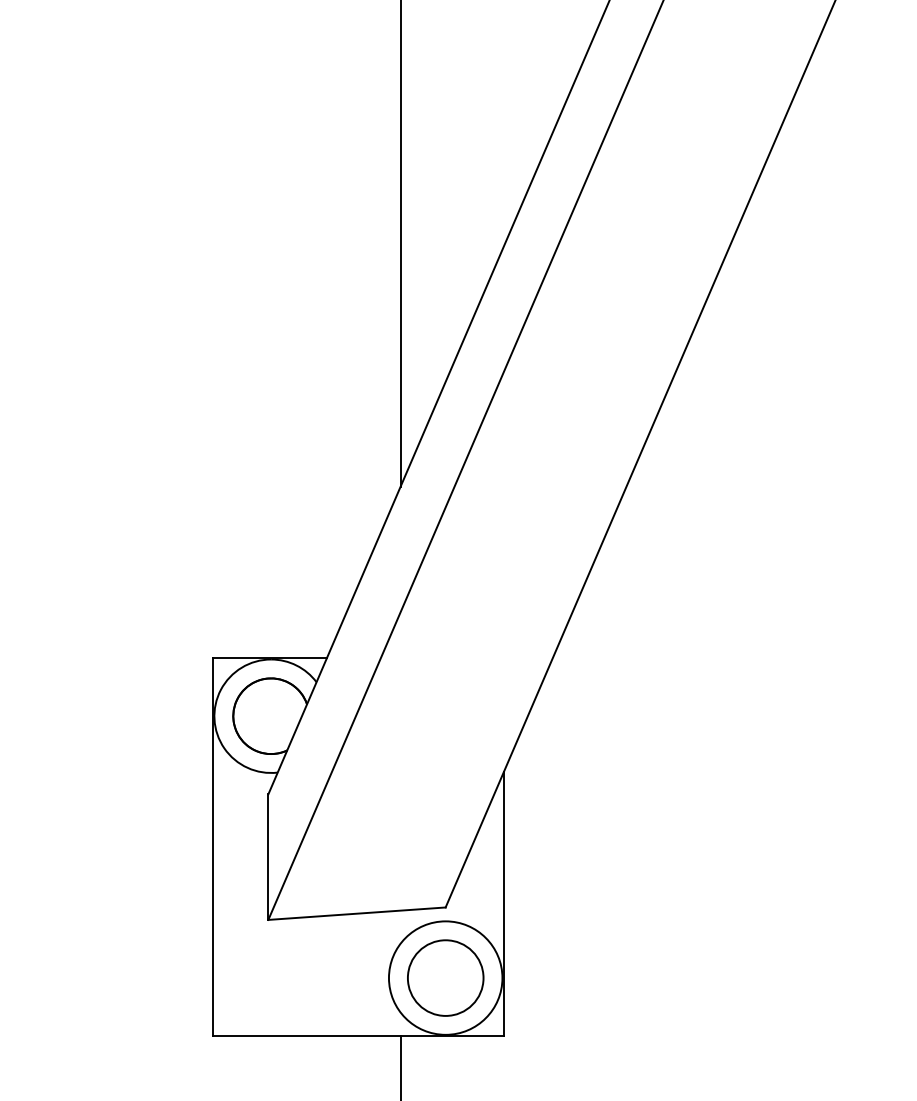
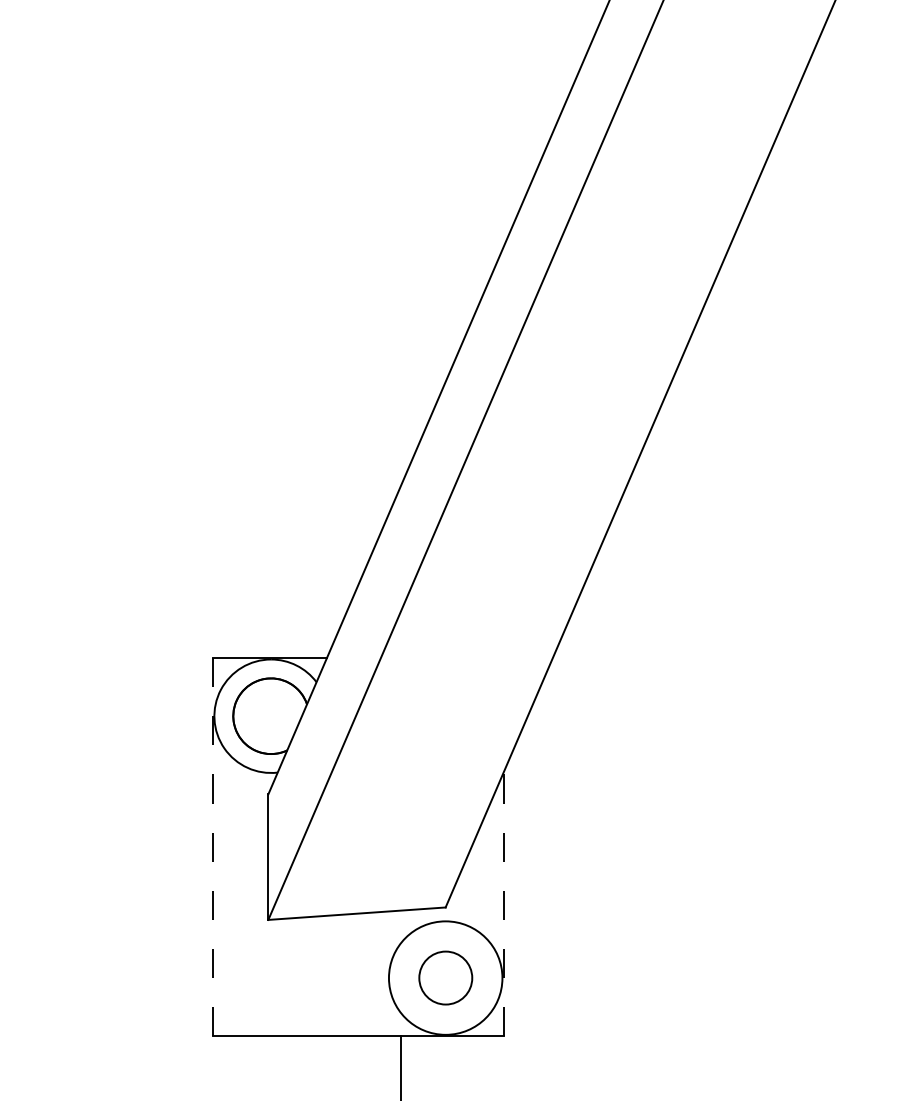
line: present -> none (400, 244)
line: solid -> dashed (212, 847)
line: solid -> dashed (503, 903)
circle size: 78x78 px -> 56x56 px (445, 977)
